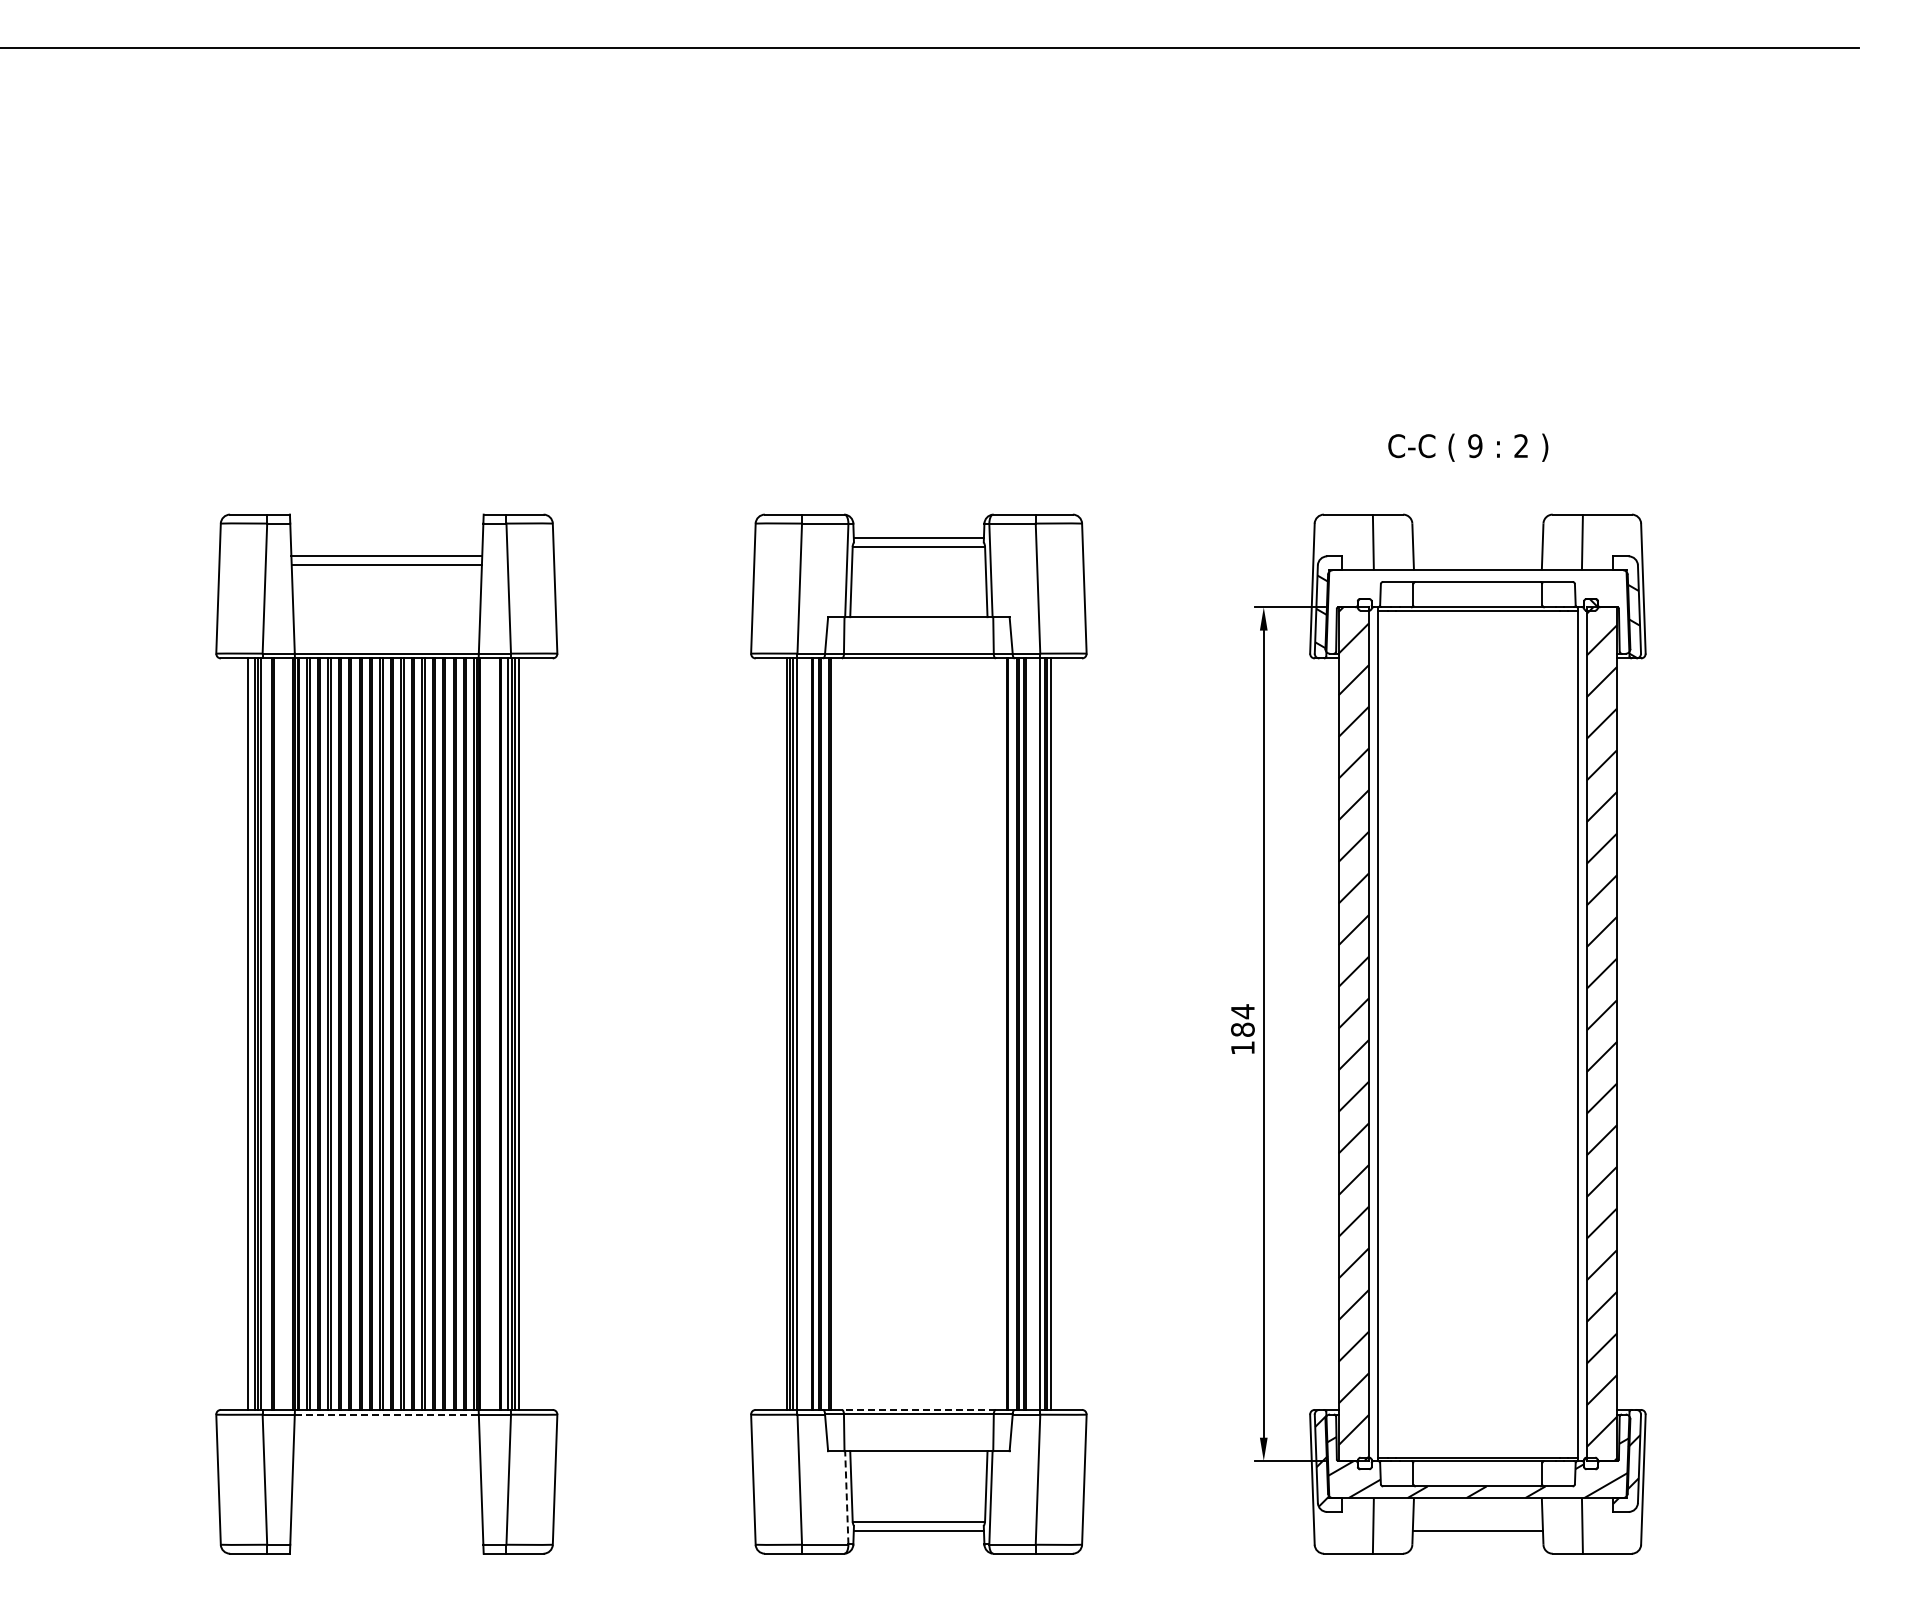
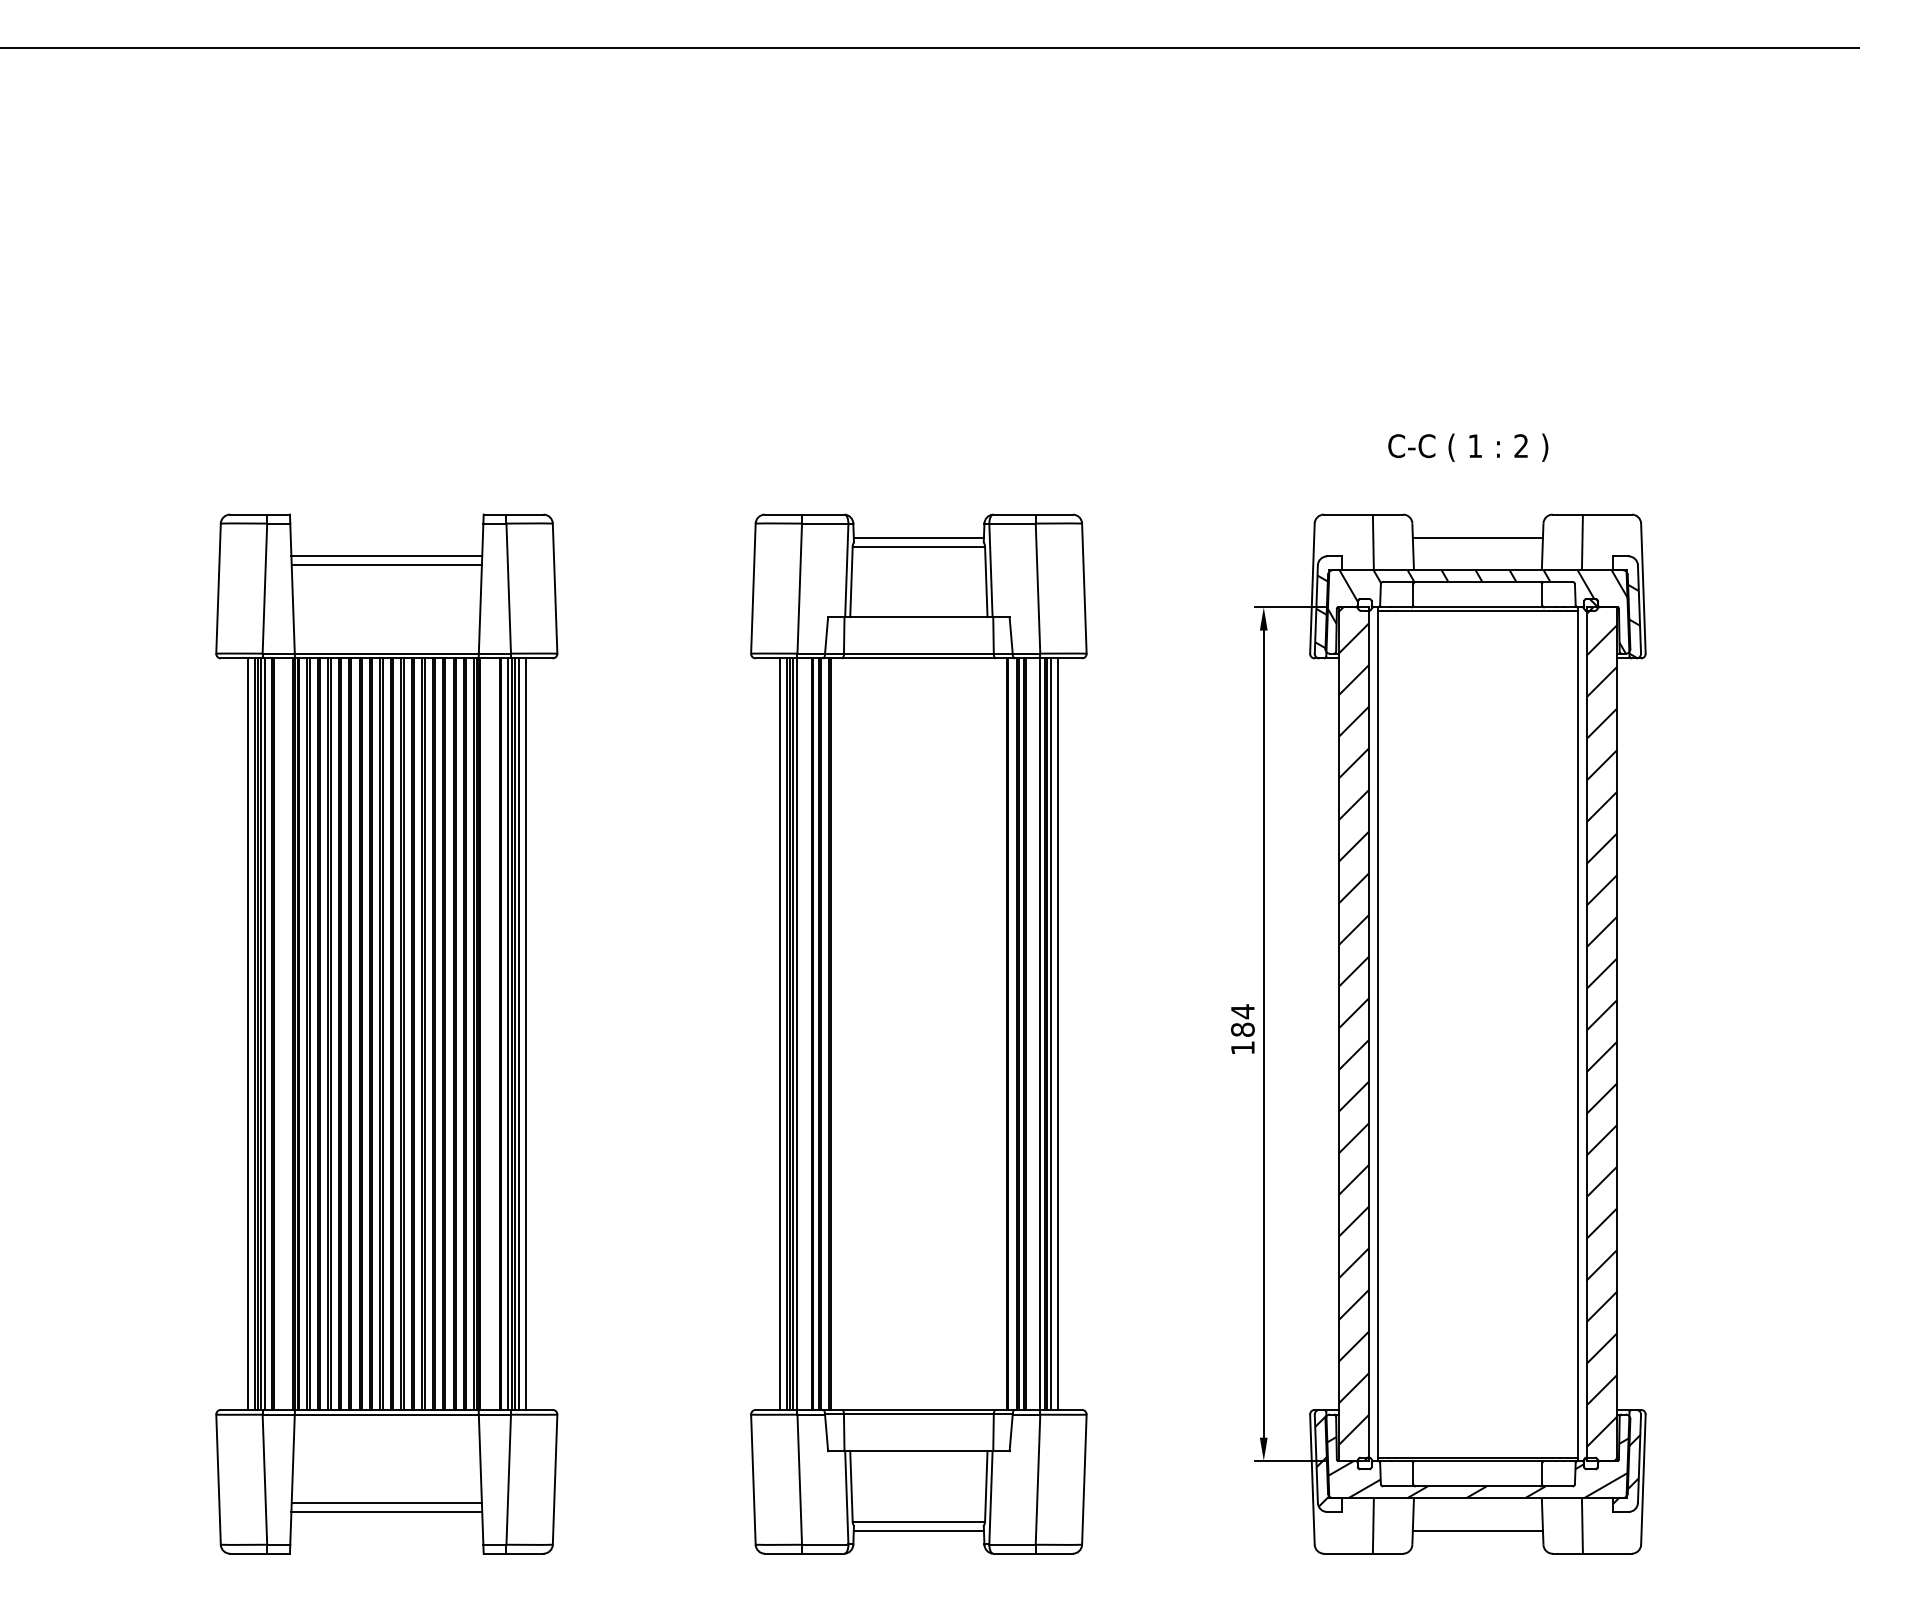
text: 9 -> 1 (1475, 446)
line: none -> present (1477, 537)
hatch: none -> present (1477, 611)
line: none -> present (265, 1033)
line: none -> present (525, 1033)
line: none -> present (779, 1033)
line: none -> present (1058, 1033)
line: dashed -> solid (918, 1409)
line: dashed -> solid (387, 1414)
line: dashed -> solid (846, 1497)
line: none -> present (386, 1503)
line: none -> present (386, 1511)
